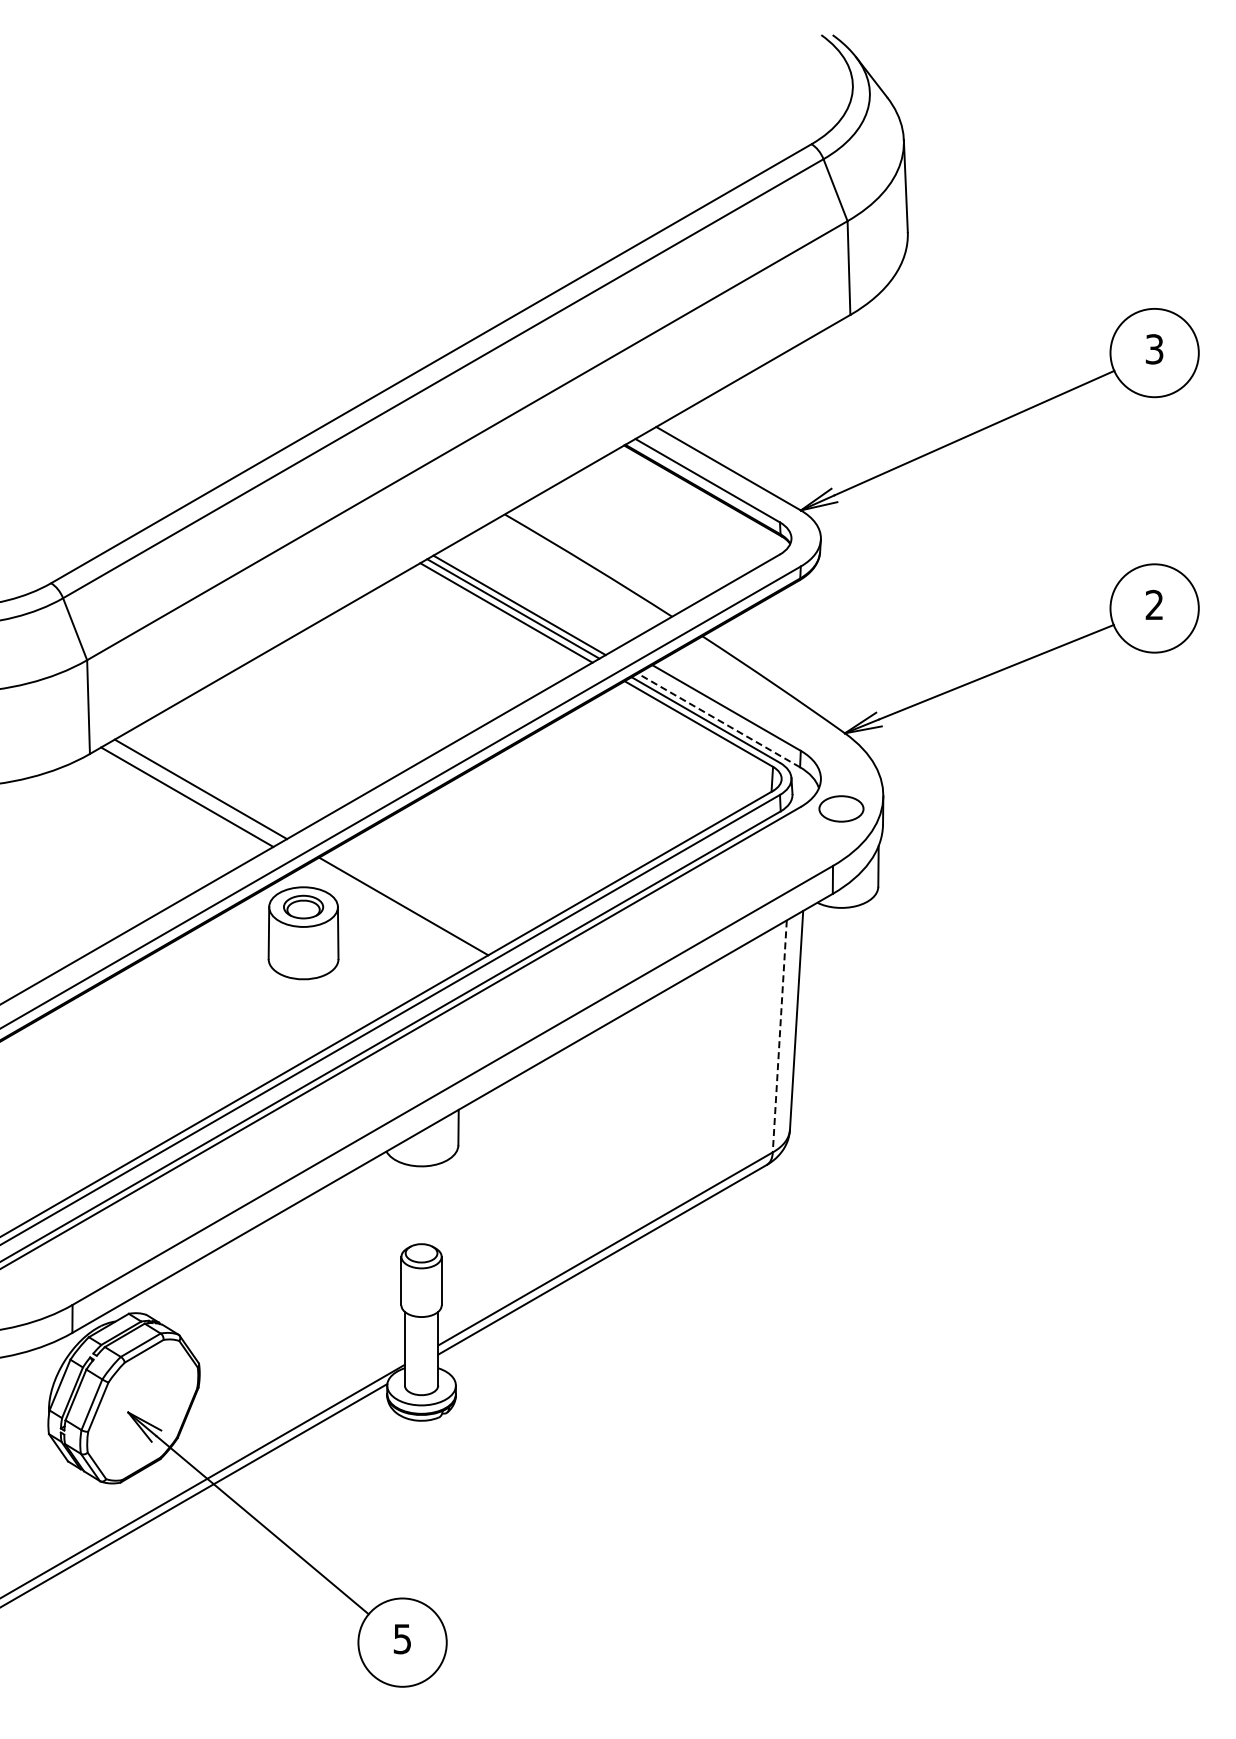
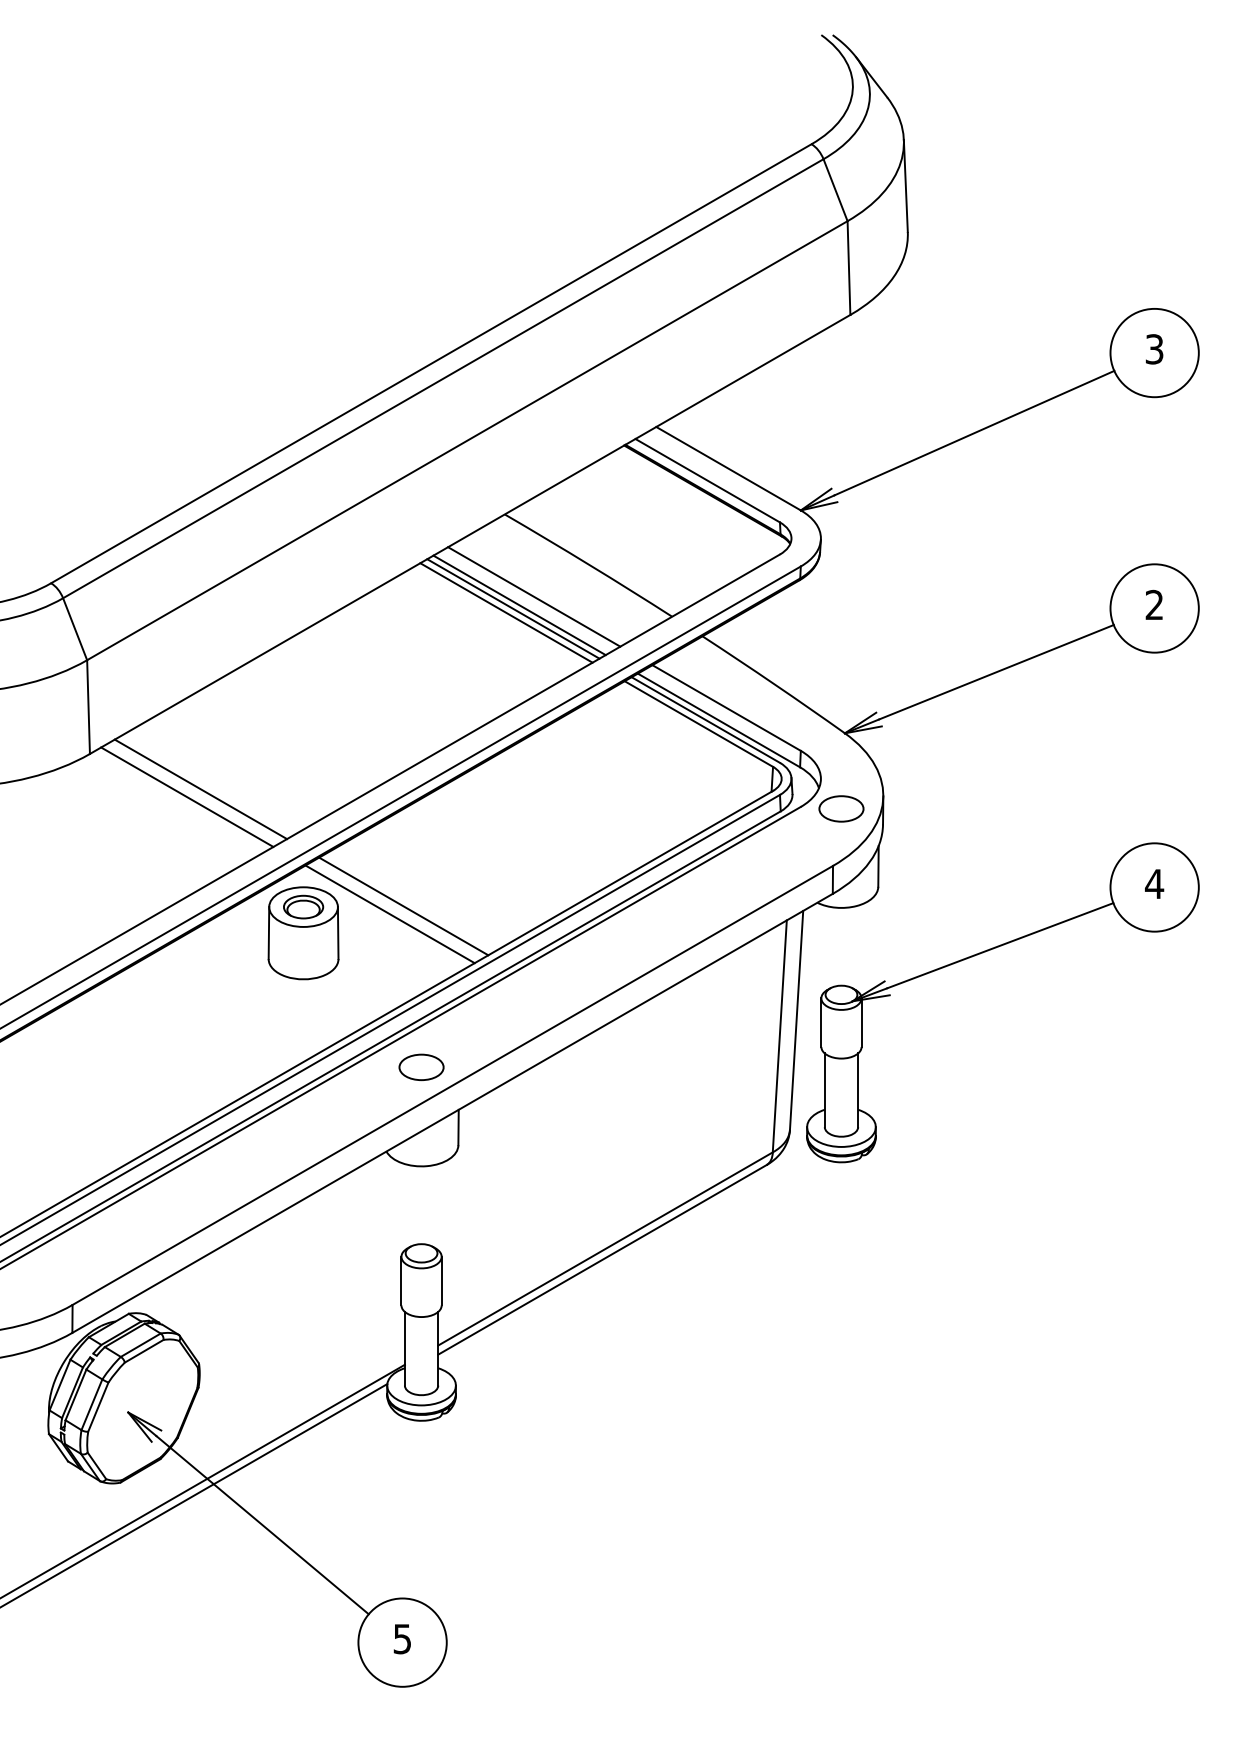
line: none -> present (534, 596)
line: dashed -> solid (718, 720)
line: none -> present (389, 914)
part: none -> present (980, 954)
line: dashed -> solid (779, 1036)
part: none -> present (421, 1067)
